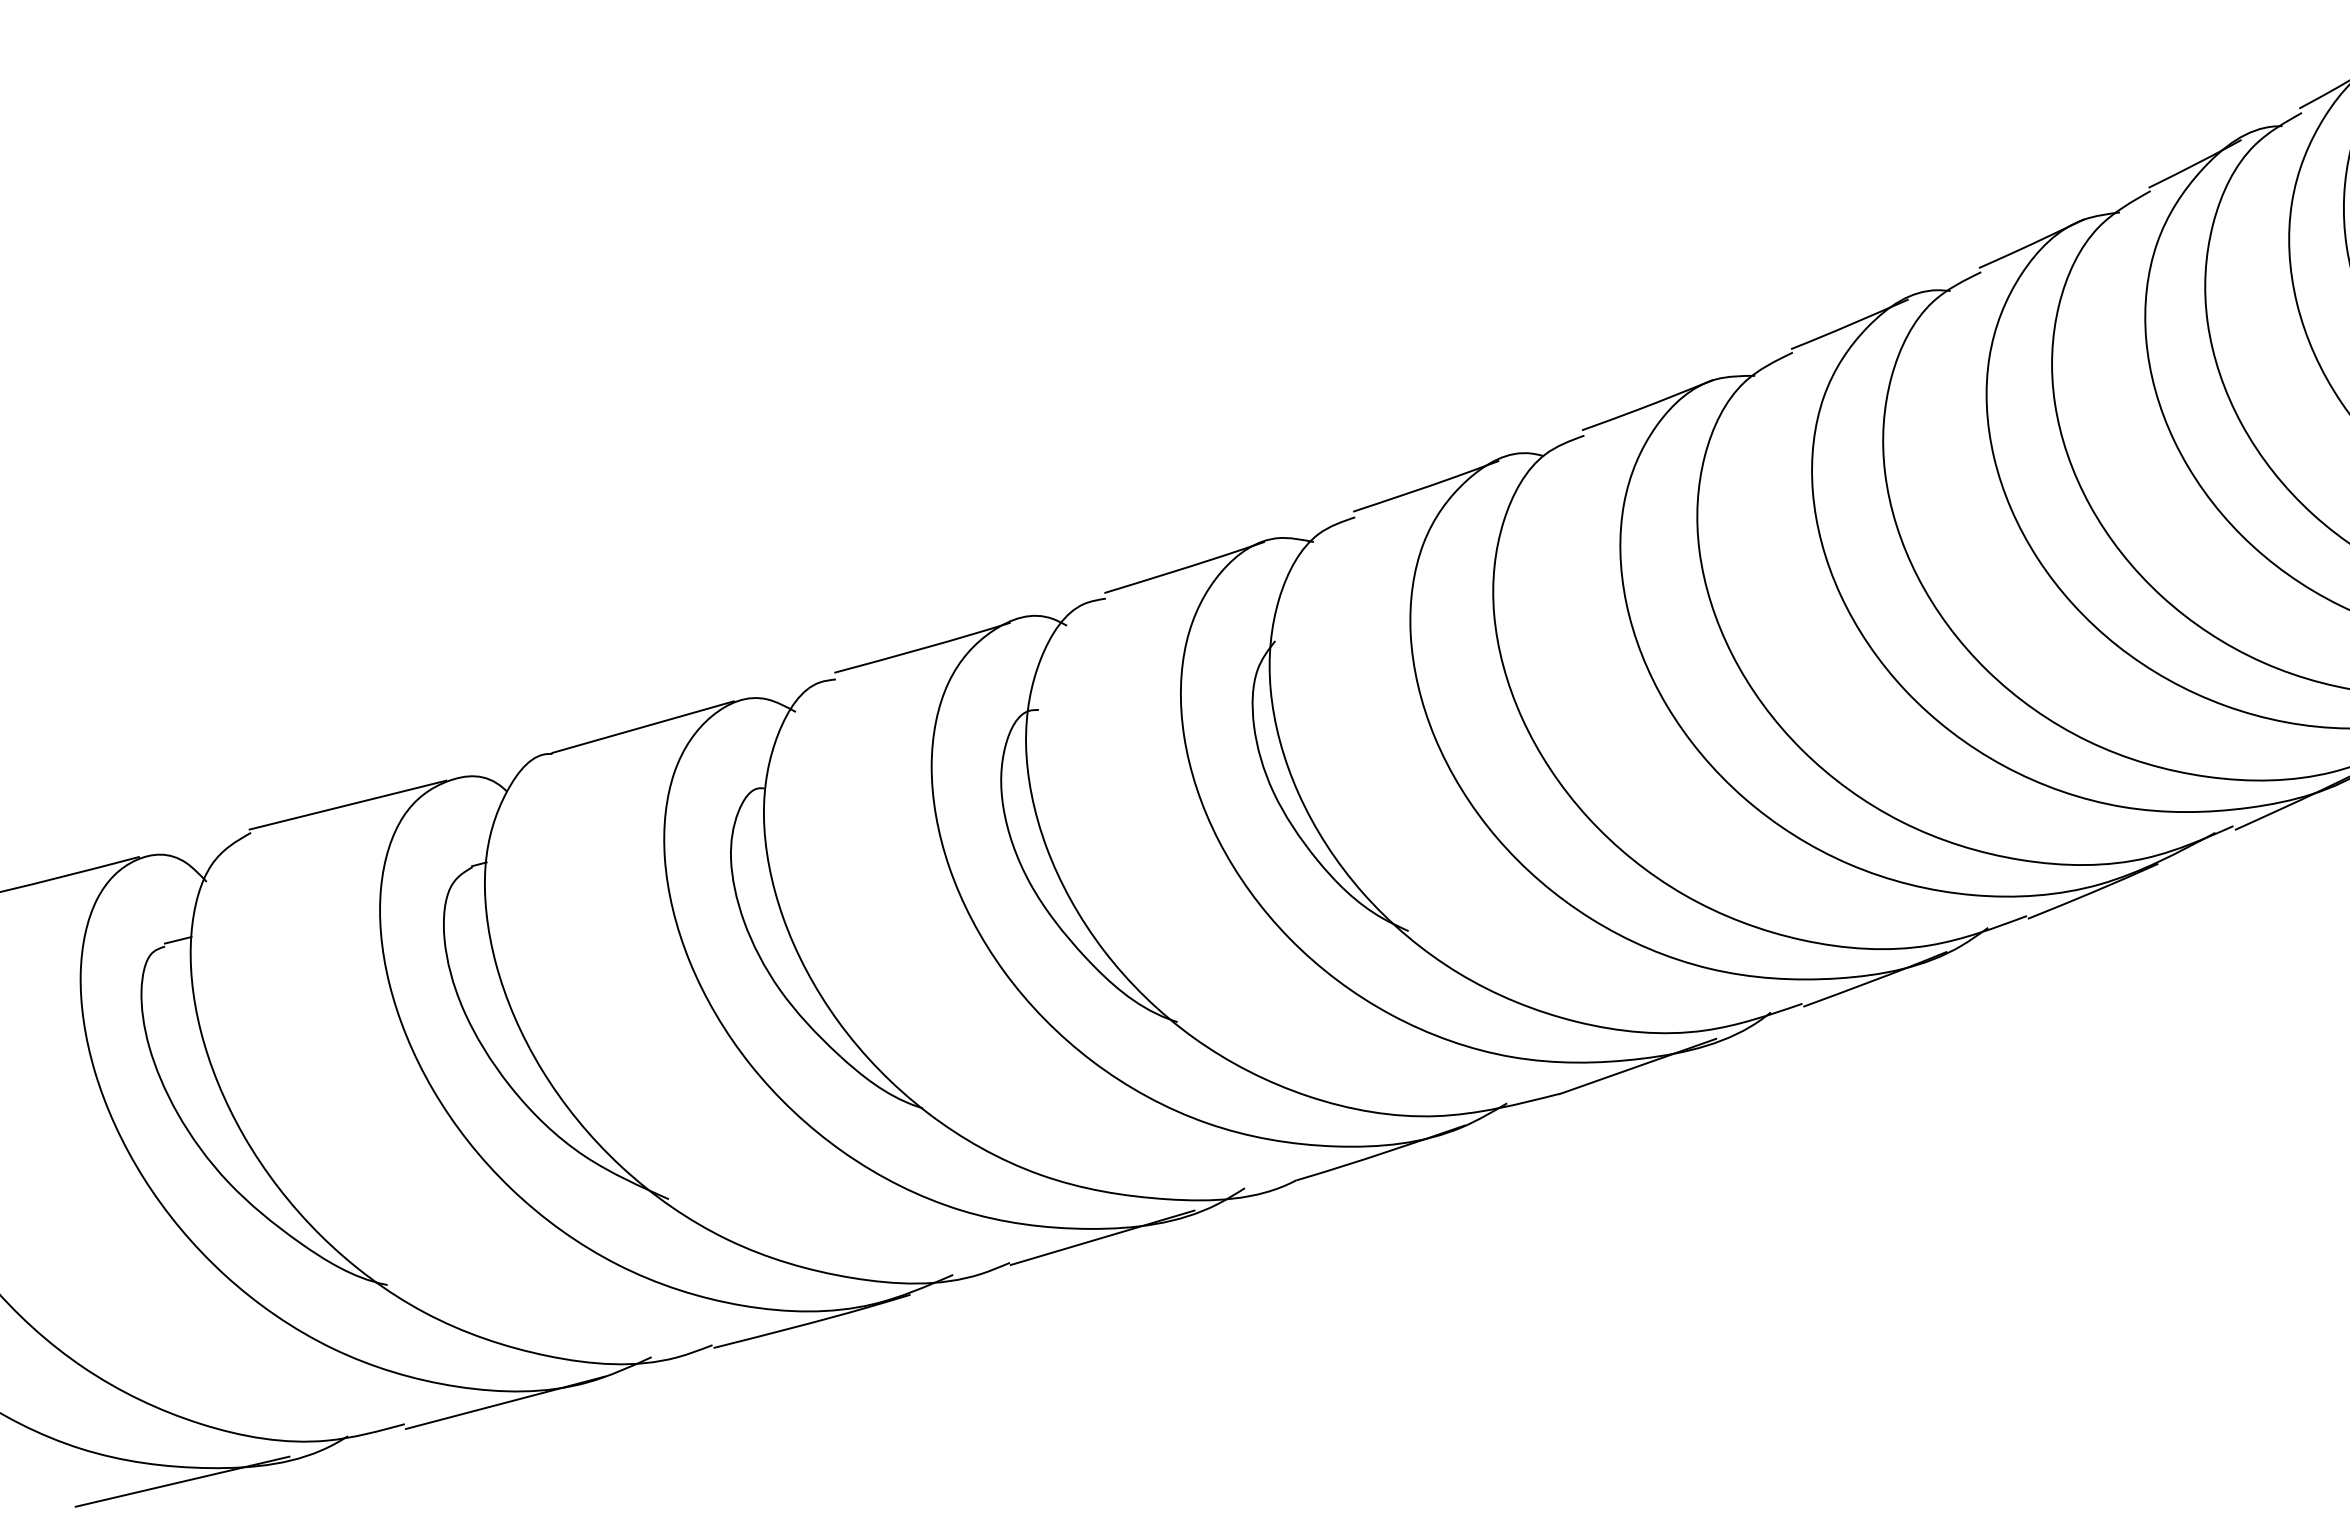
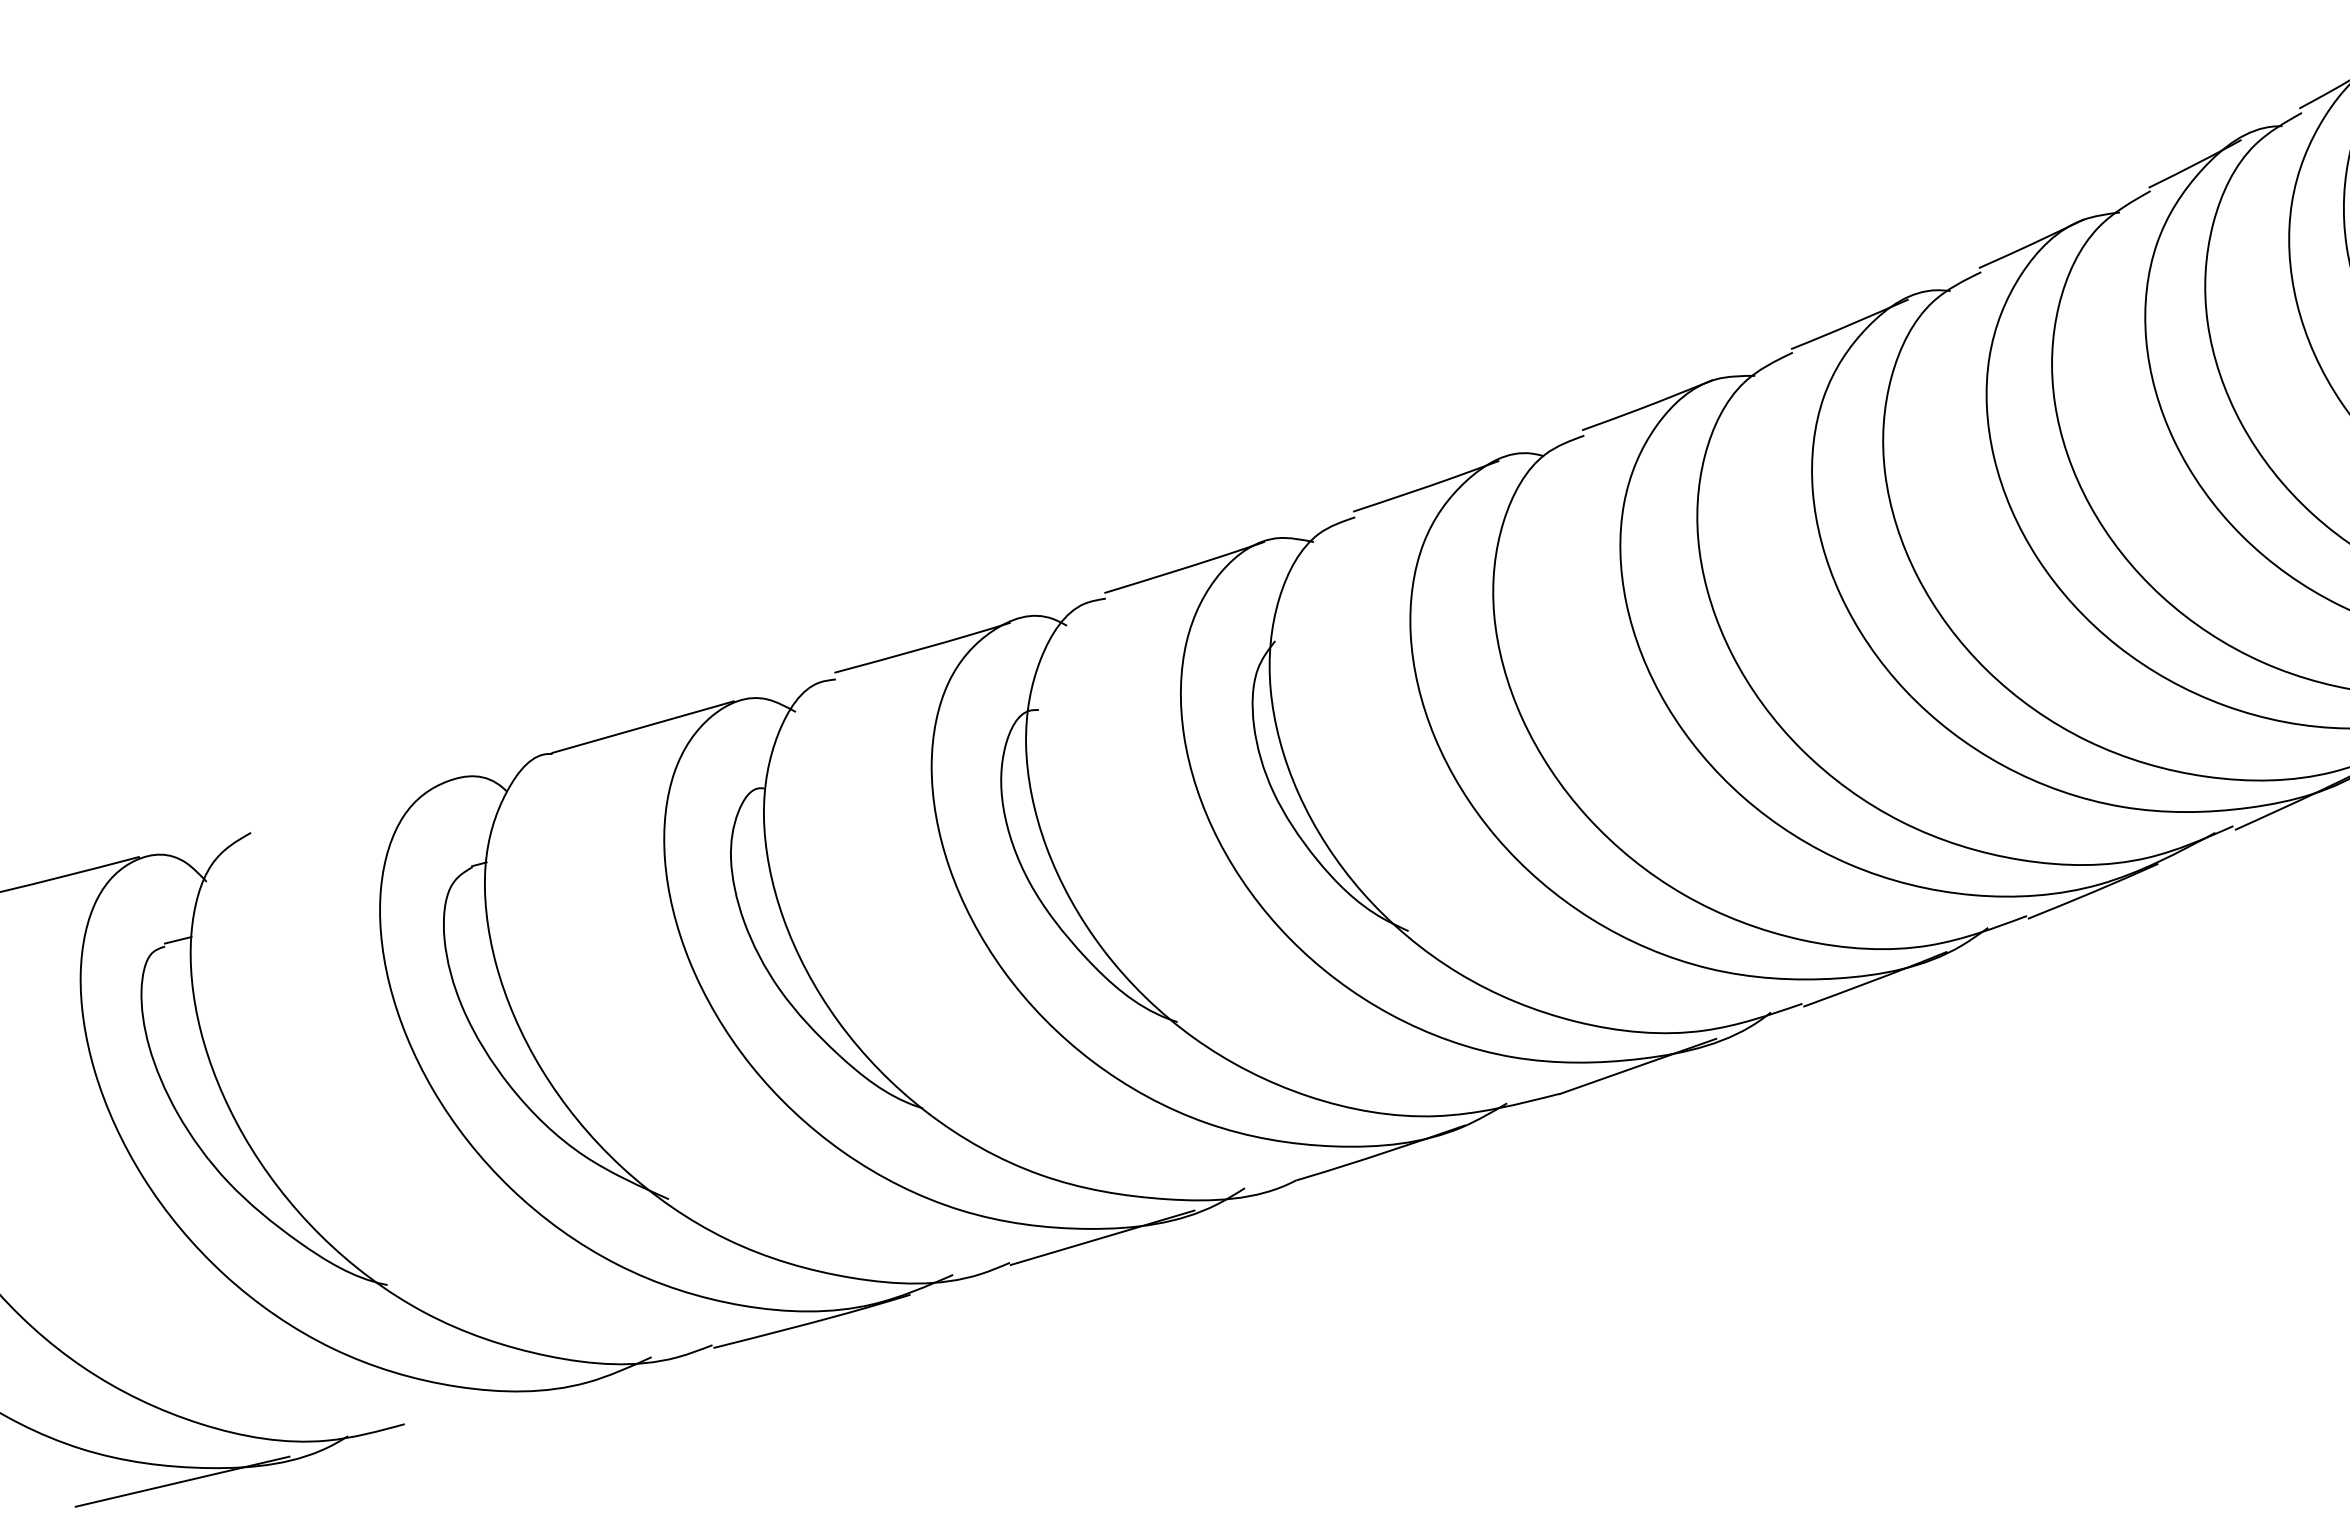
line: present -> none (347, 804)
line: present -> none (504, 1402)
